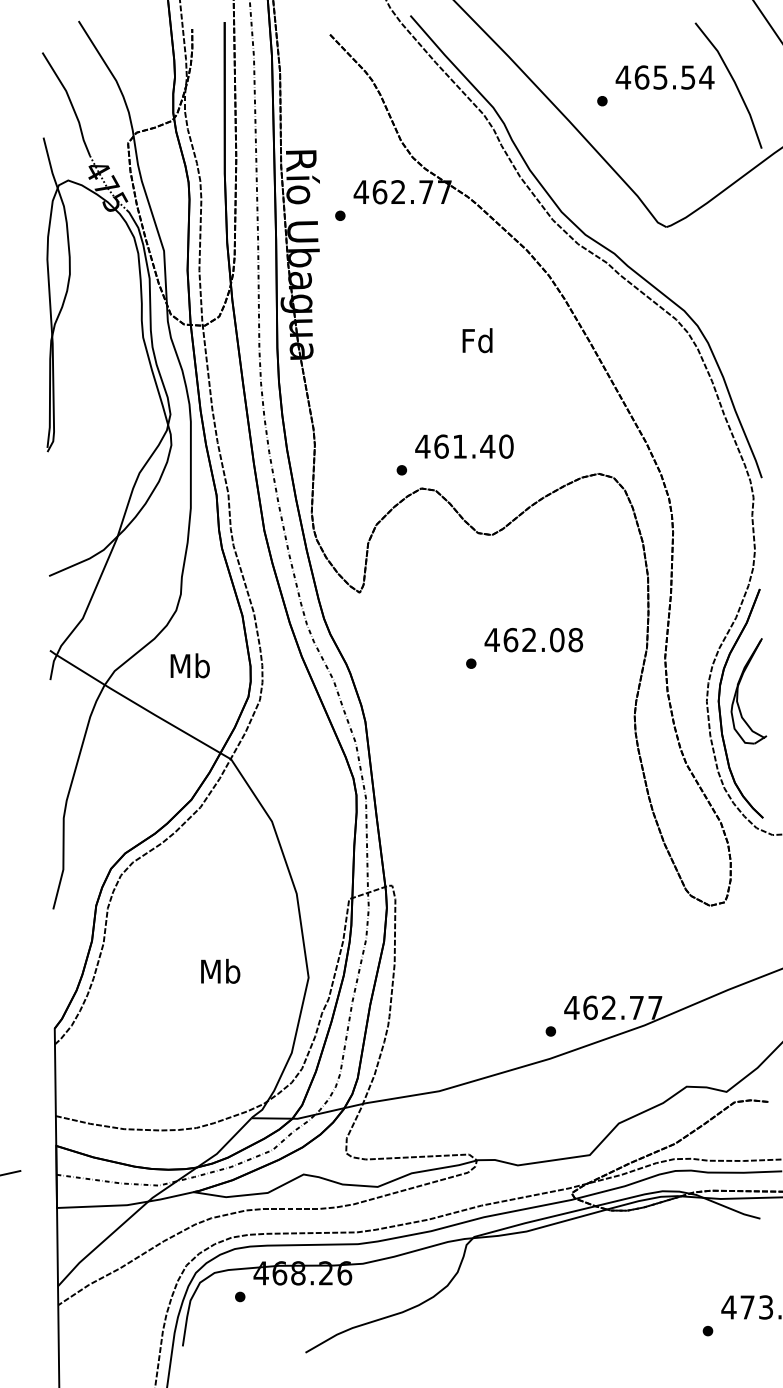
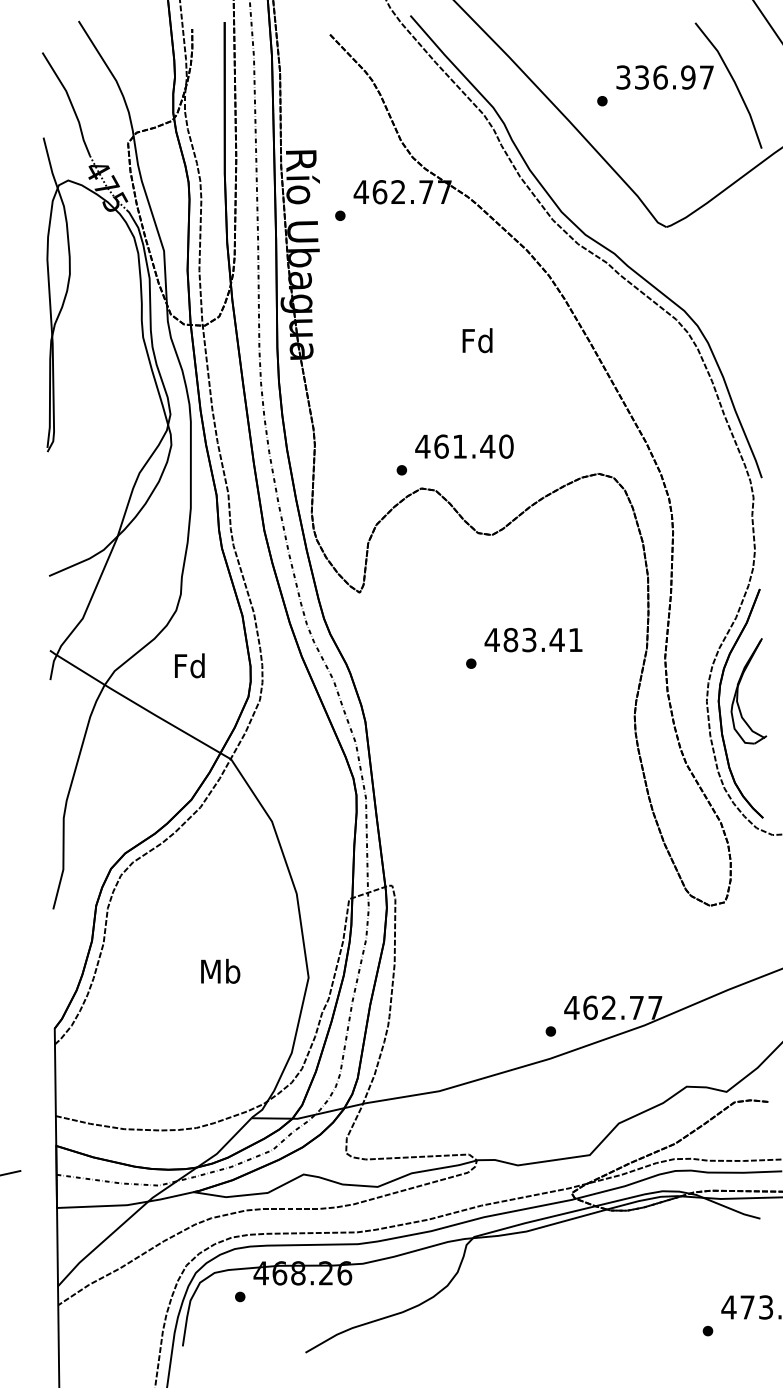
text: 465.54 -> 336.97 (664, 77)
text: 462.08 -> 483.41 (543, 639)
text: Mb -> Fd (189, 665)
